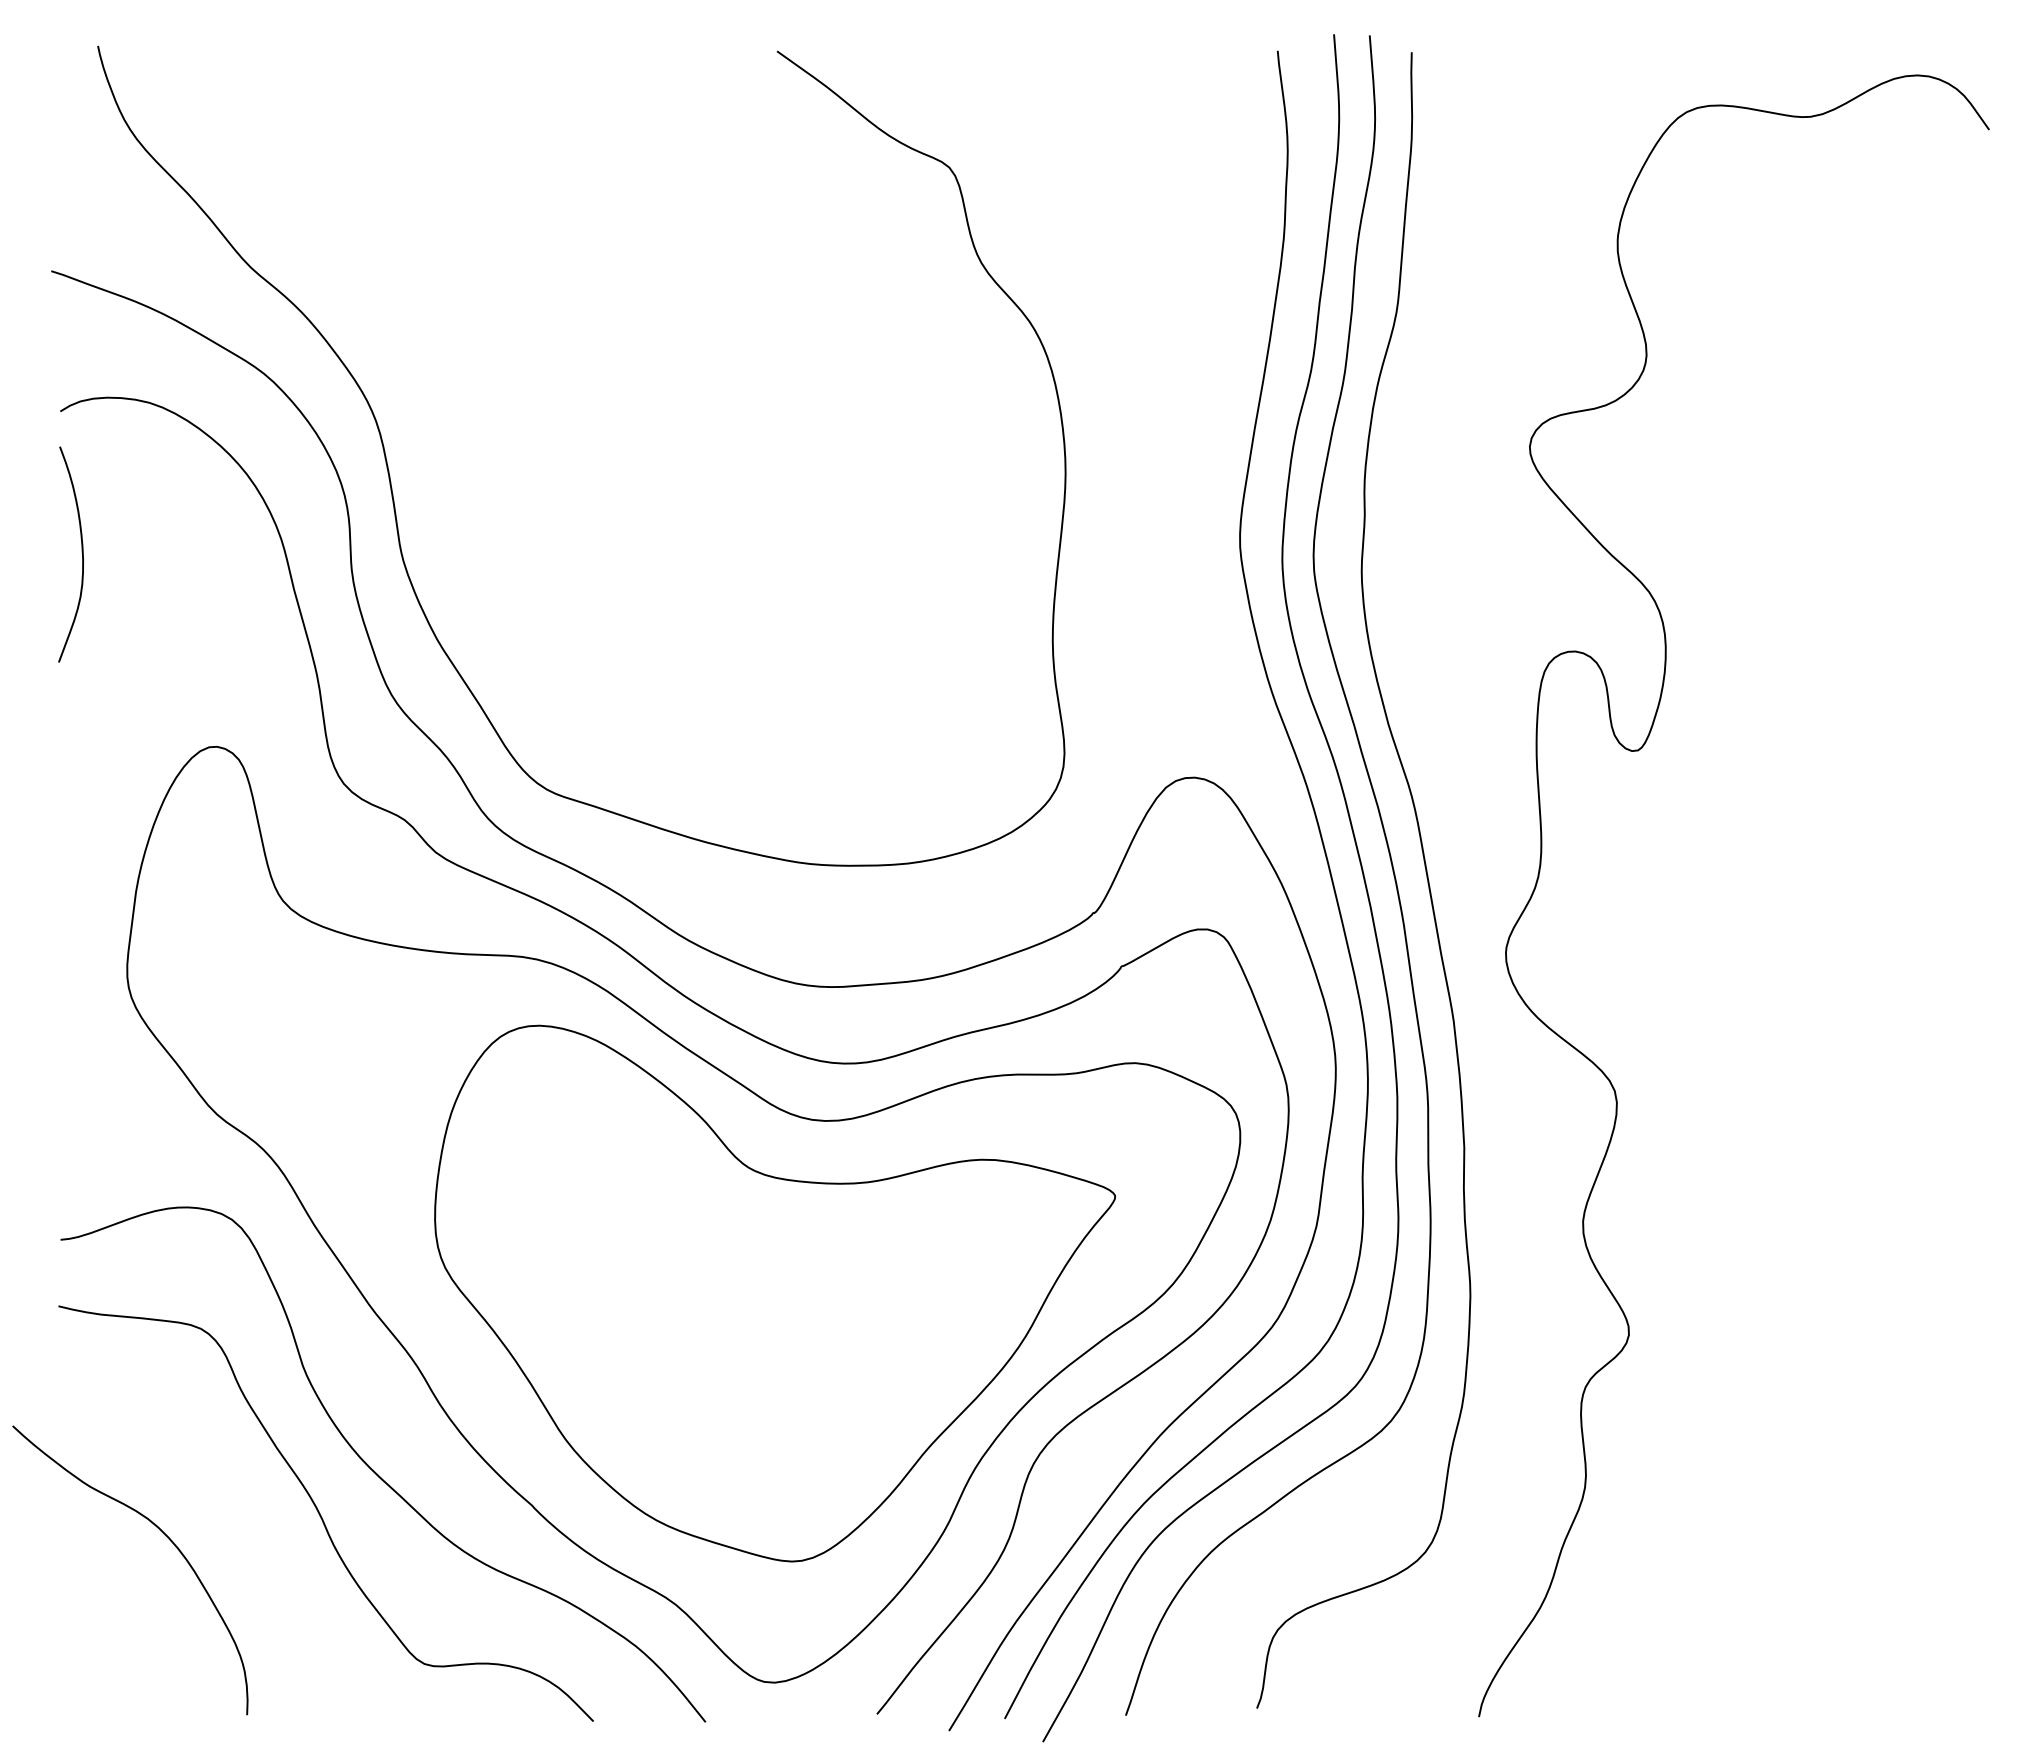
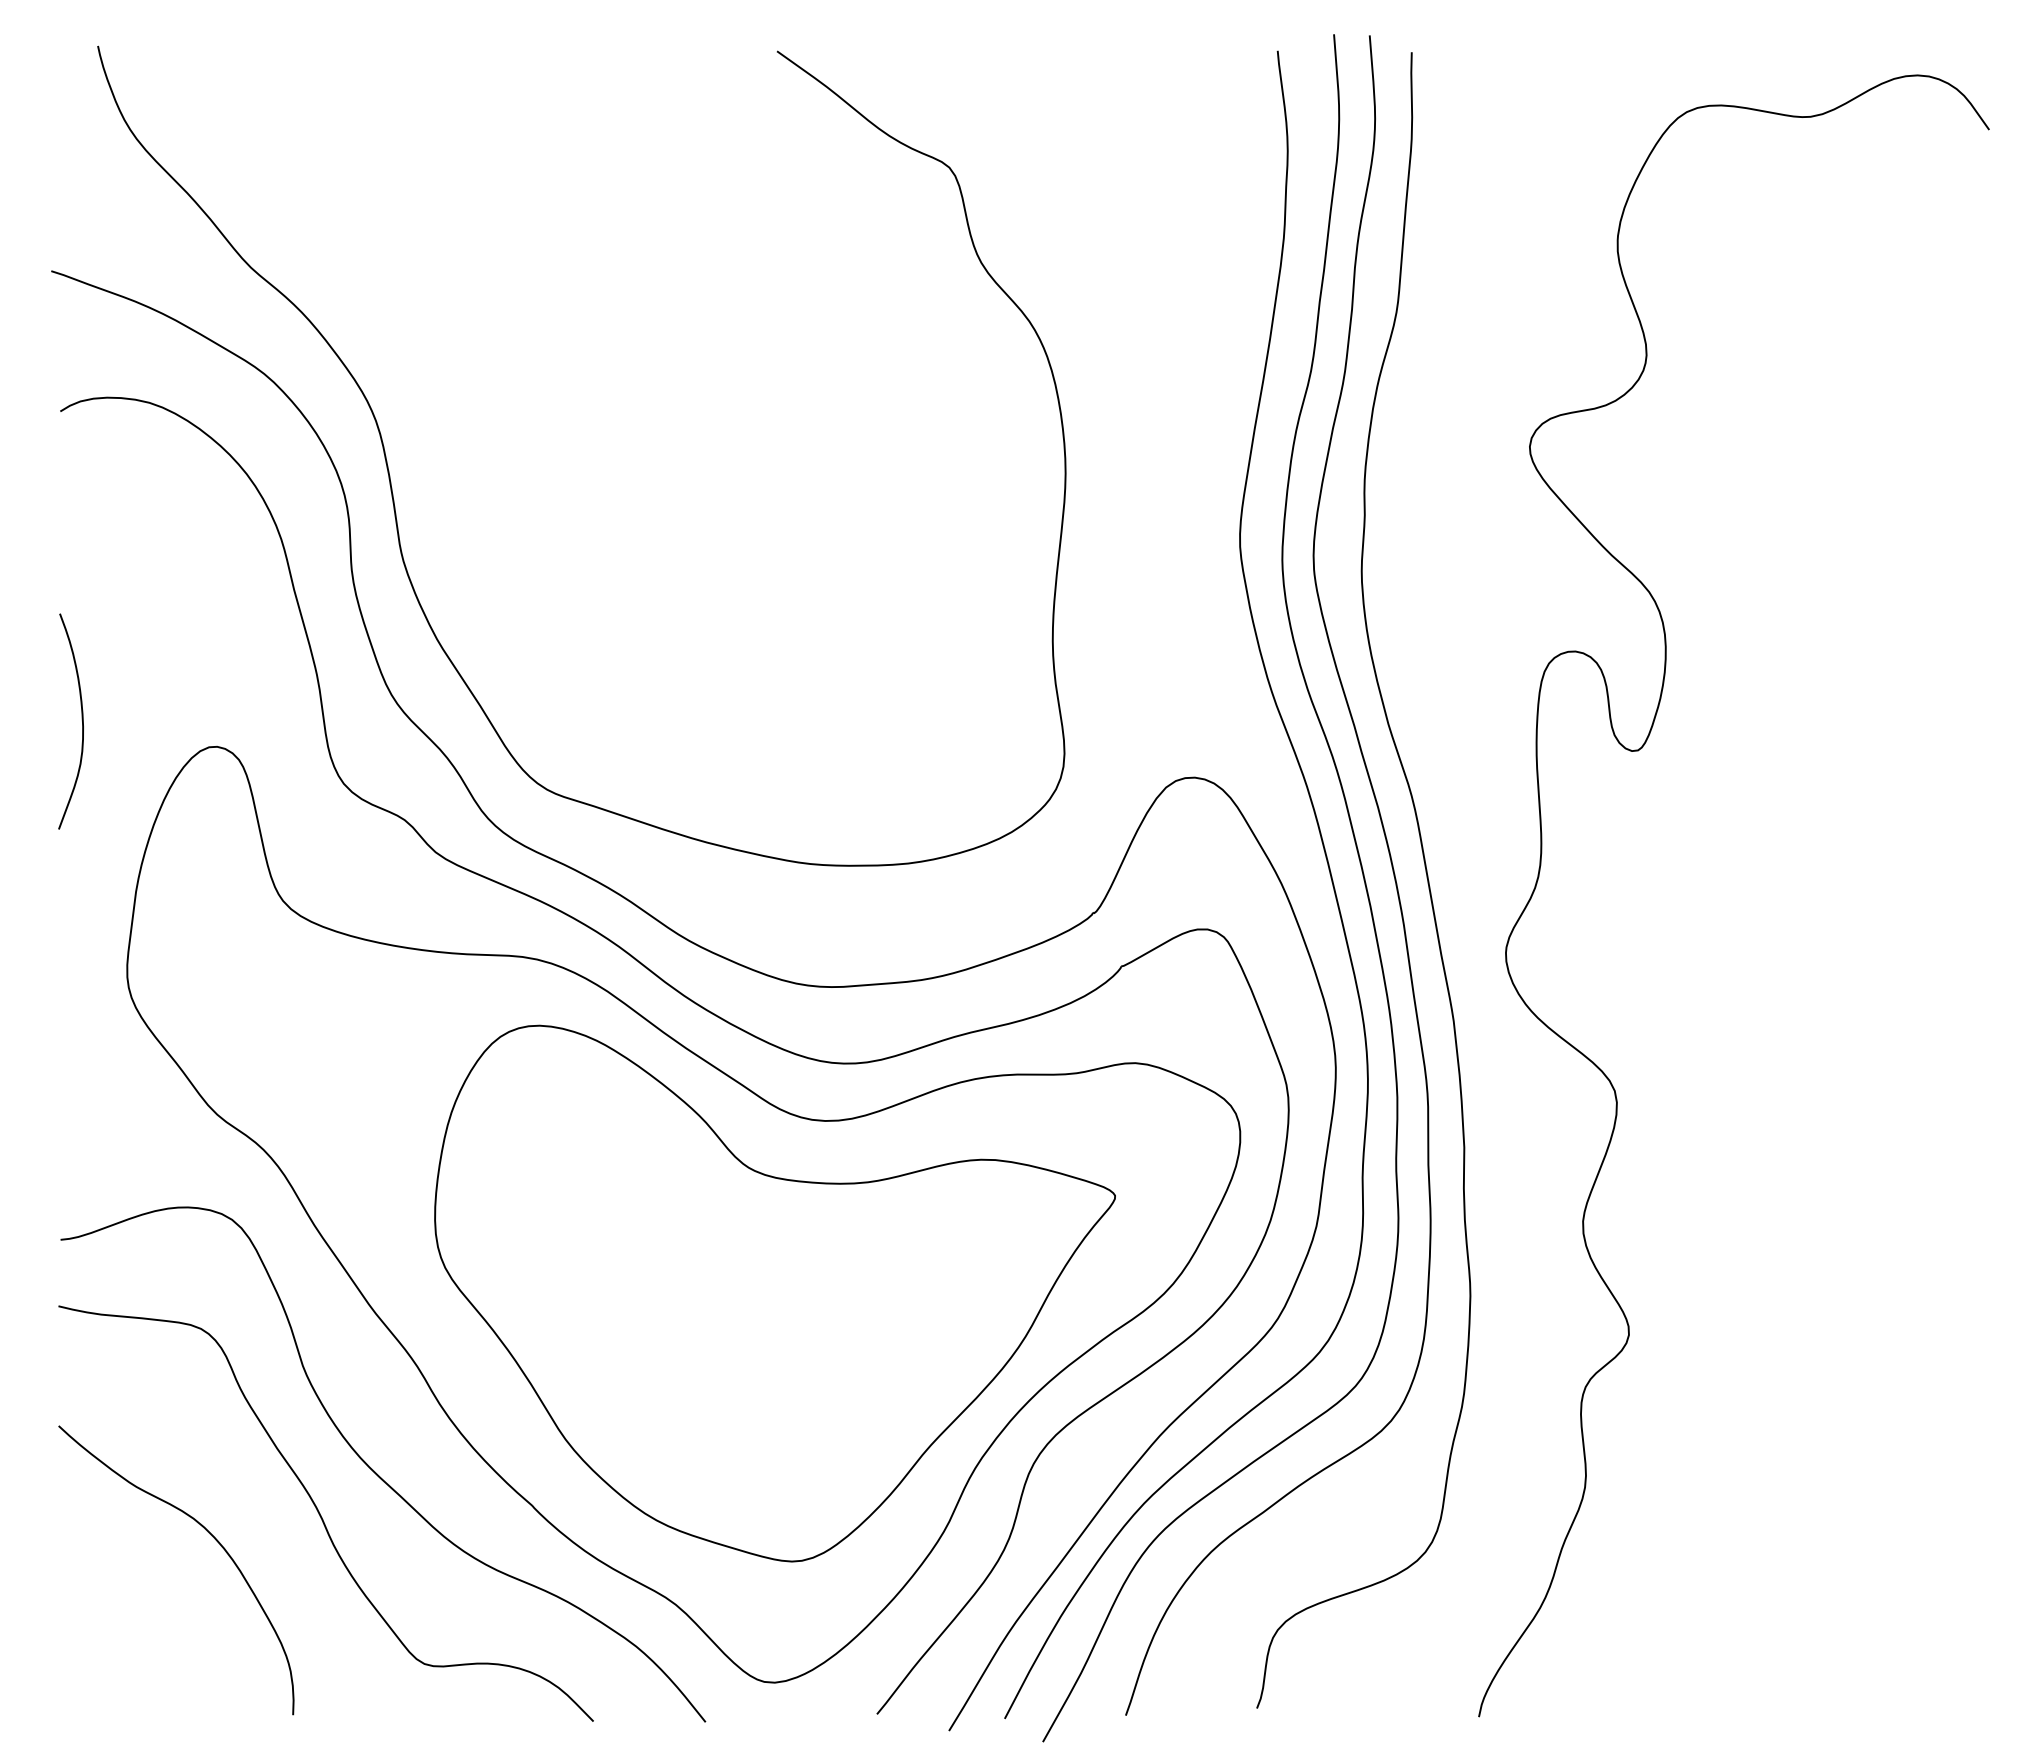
curve position: (81, 553) -> (81, 720) (81, 720)
curve position: (162, 1533) -> (208, 1533) (208, 1533)
